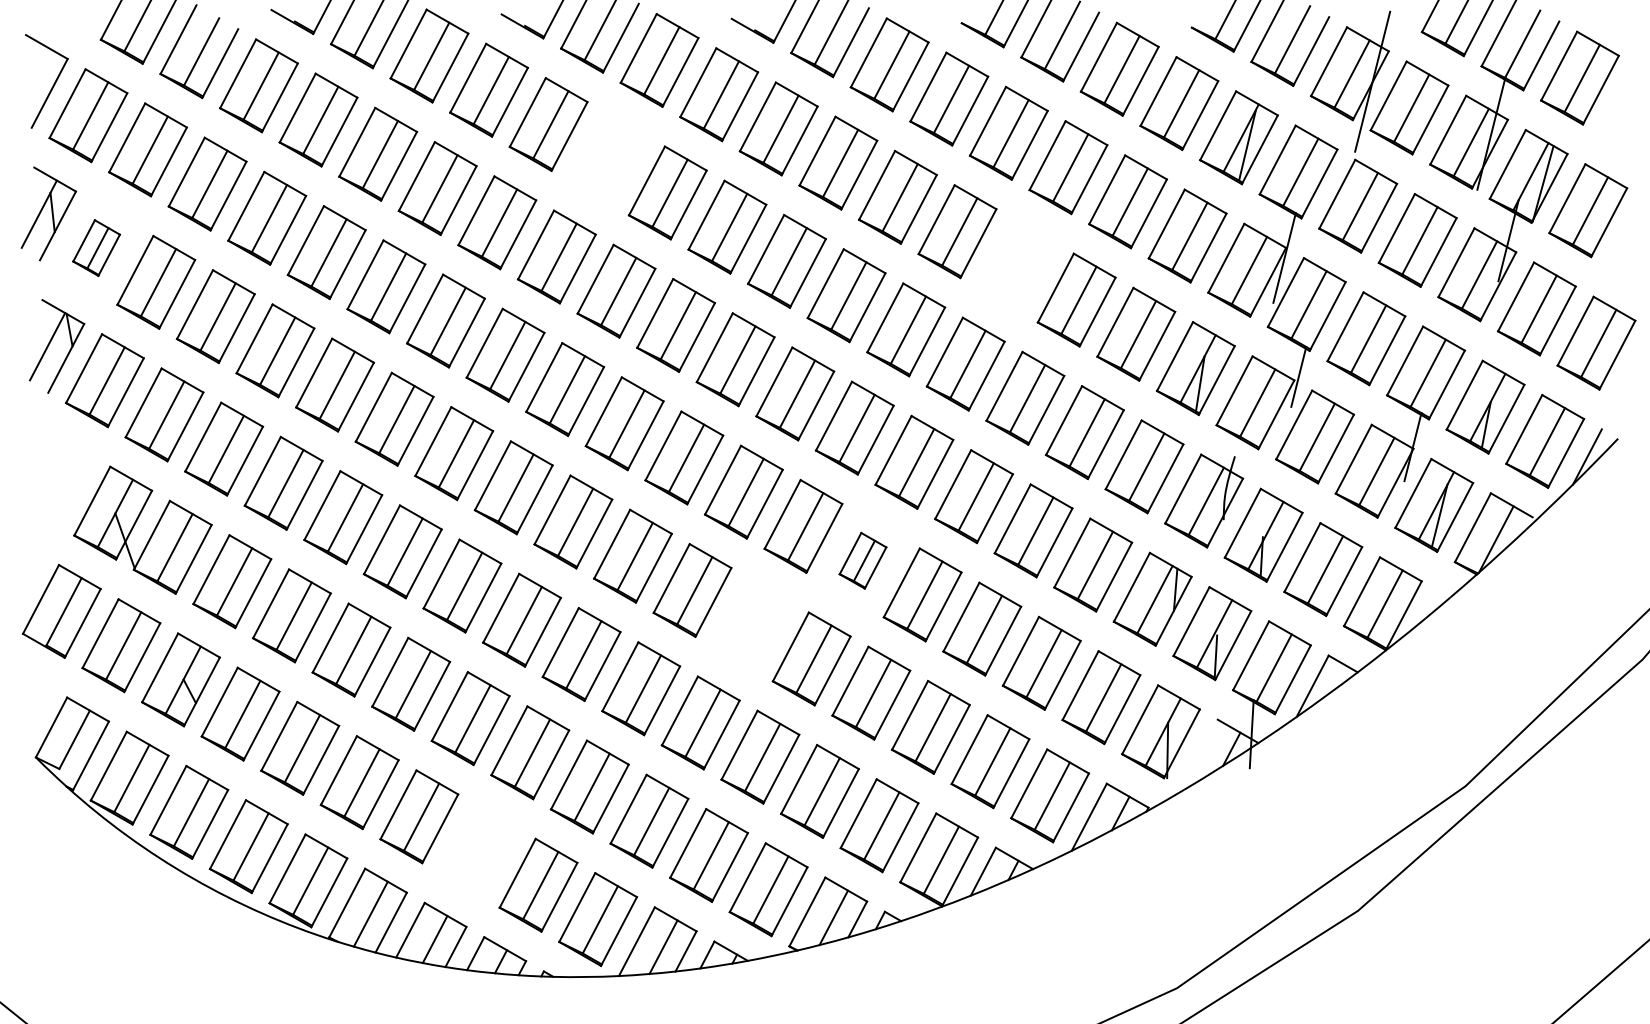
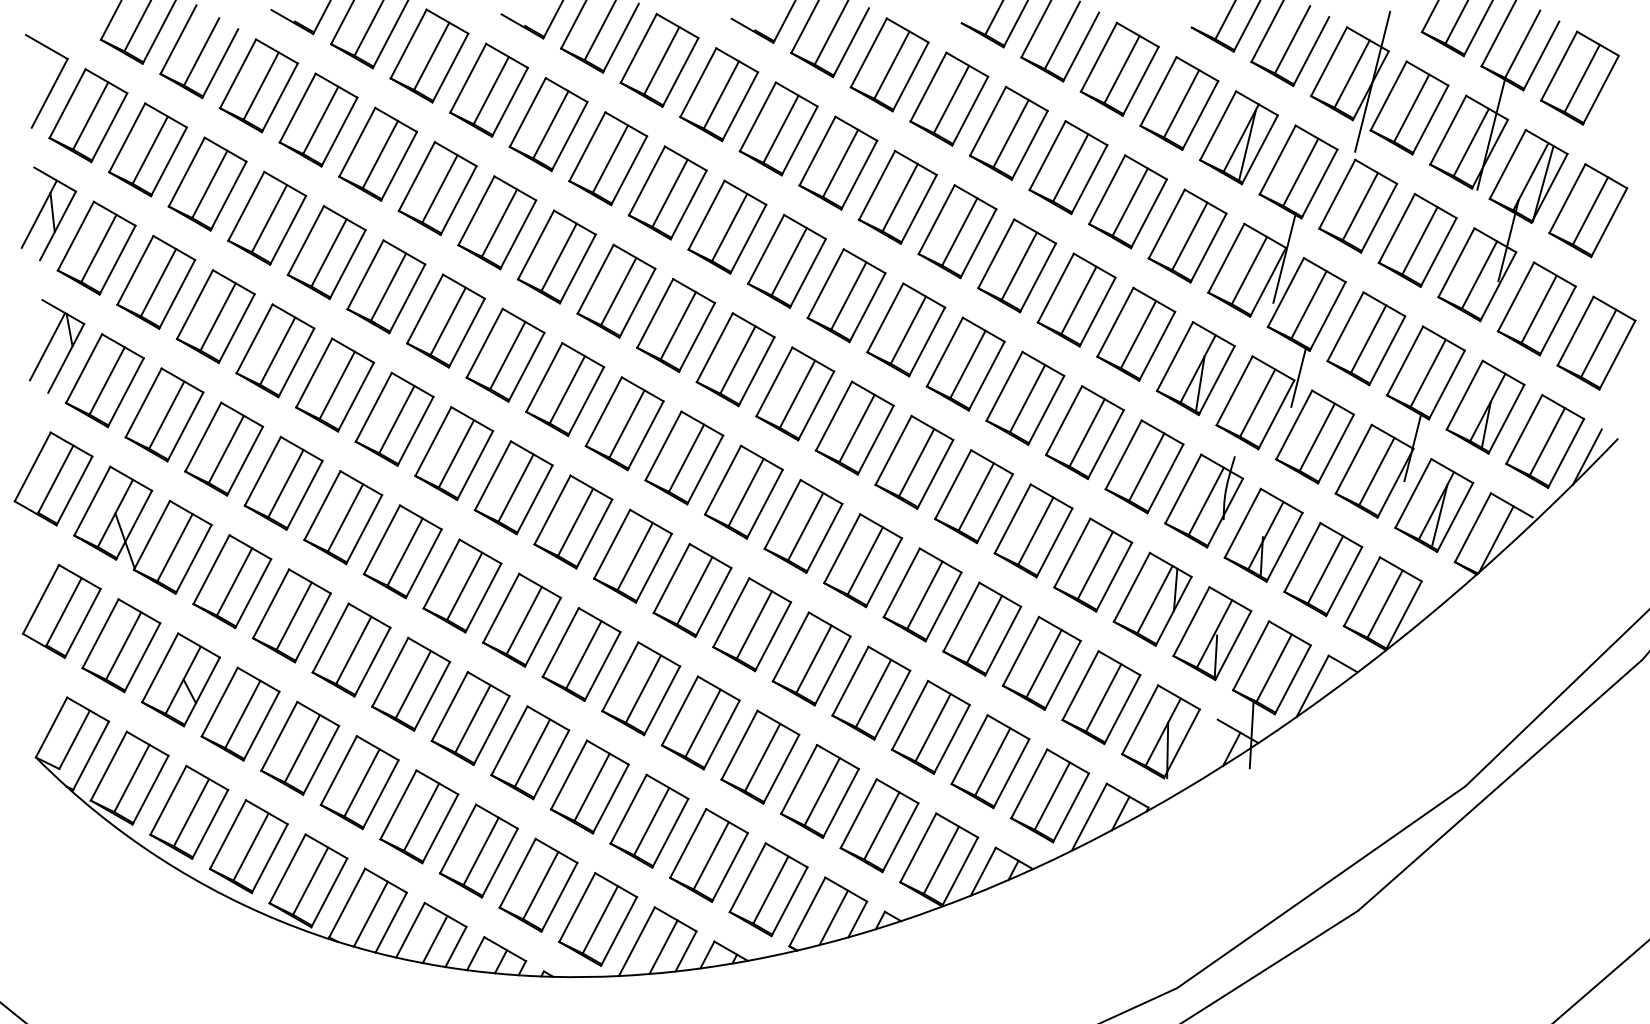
part: none -> present (608, 158)
part size: 50x58 px -> 81x96 px (96, 247)
part: none -> present (1017, 265)
part: none -> present (53, 478)
part size: 50x59 px -> 80x96 px (862, 560)
part: none -> present (752, 624)
part: none -> present (478, 850)
